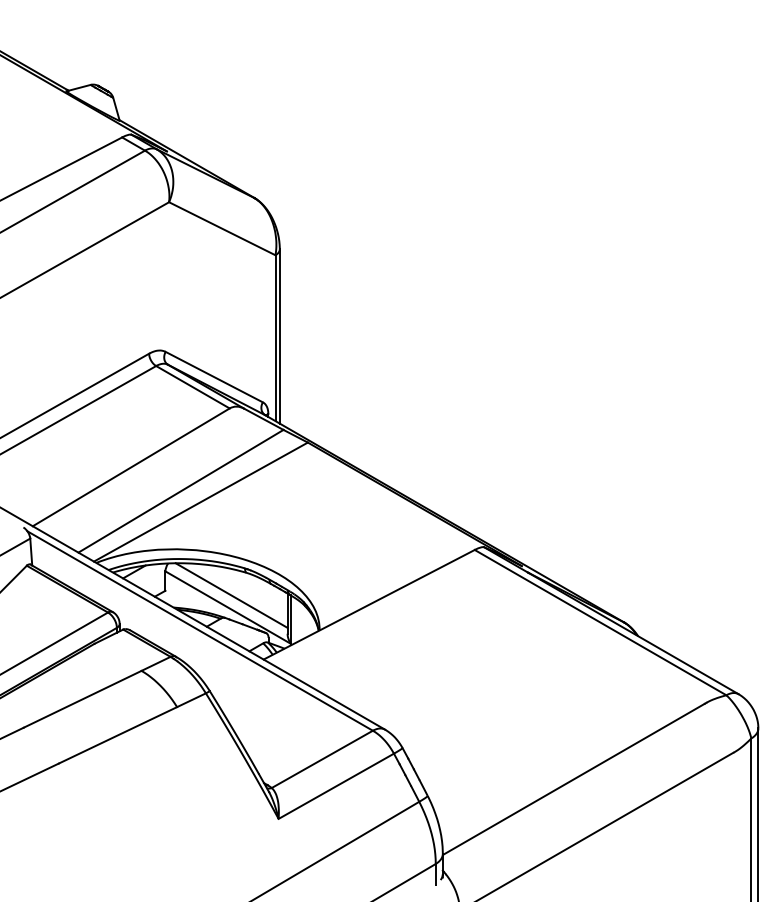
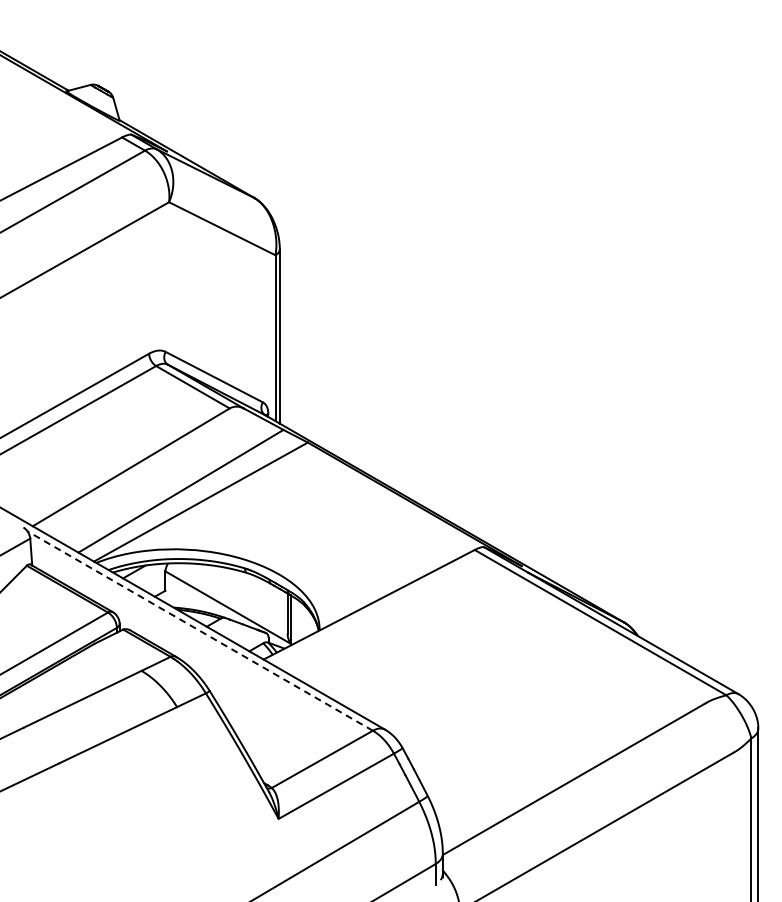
line: present -> none (231, 595)
line: solid -> dashed (199, 630)
